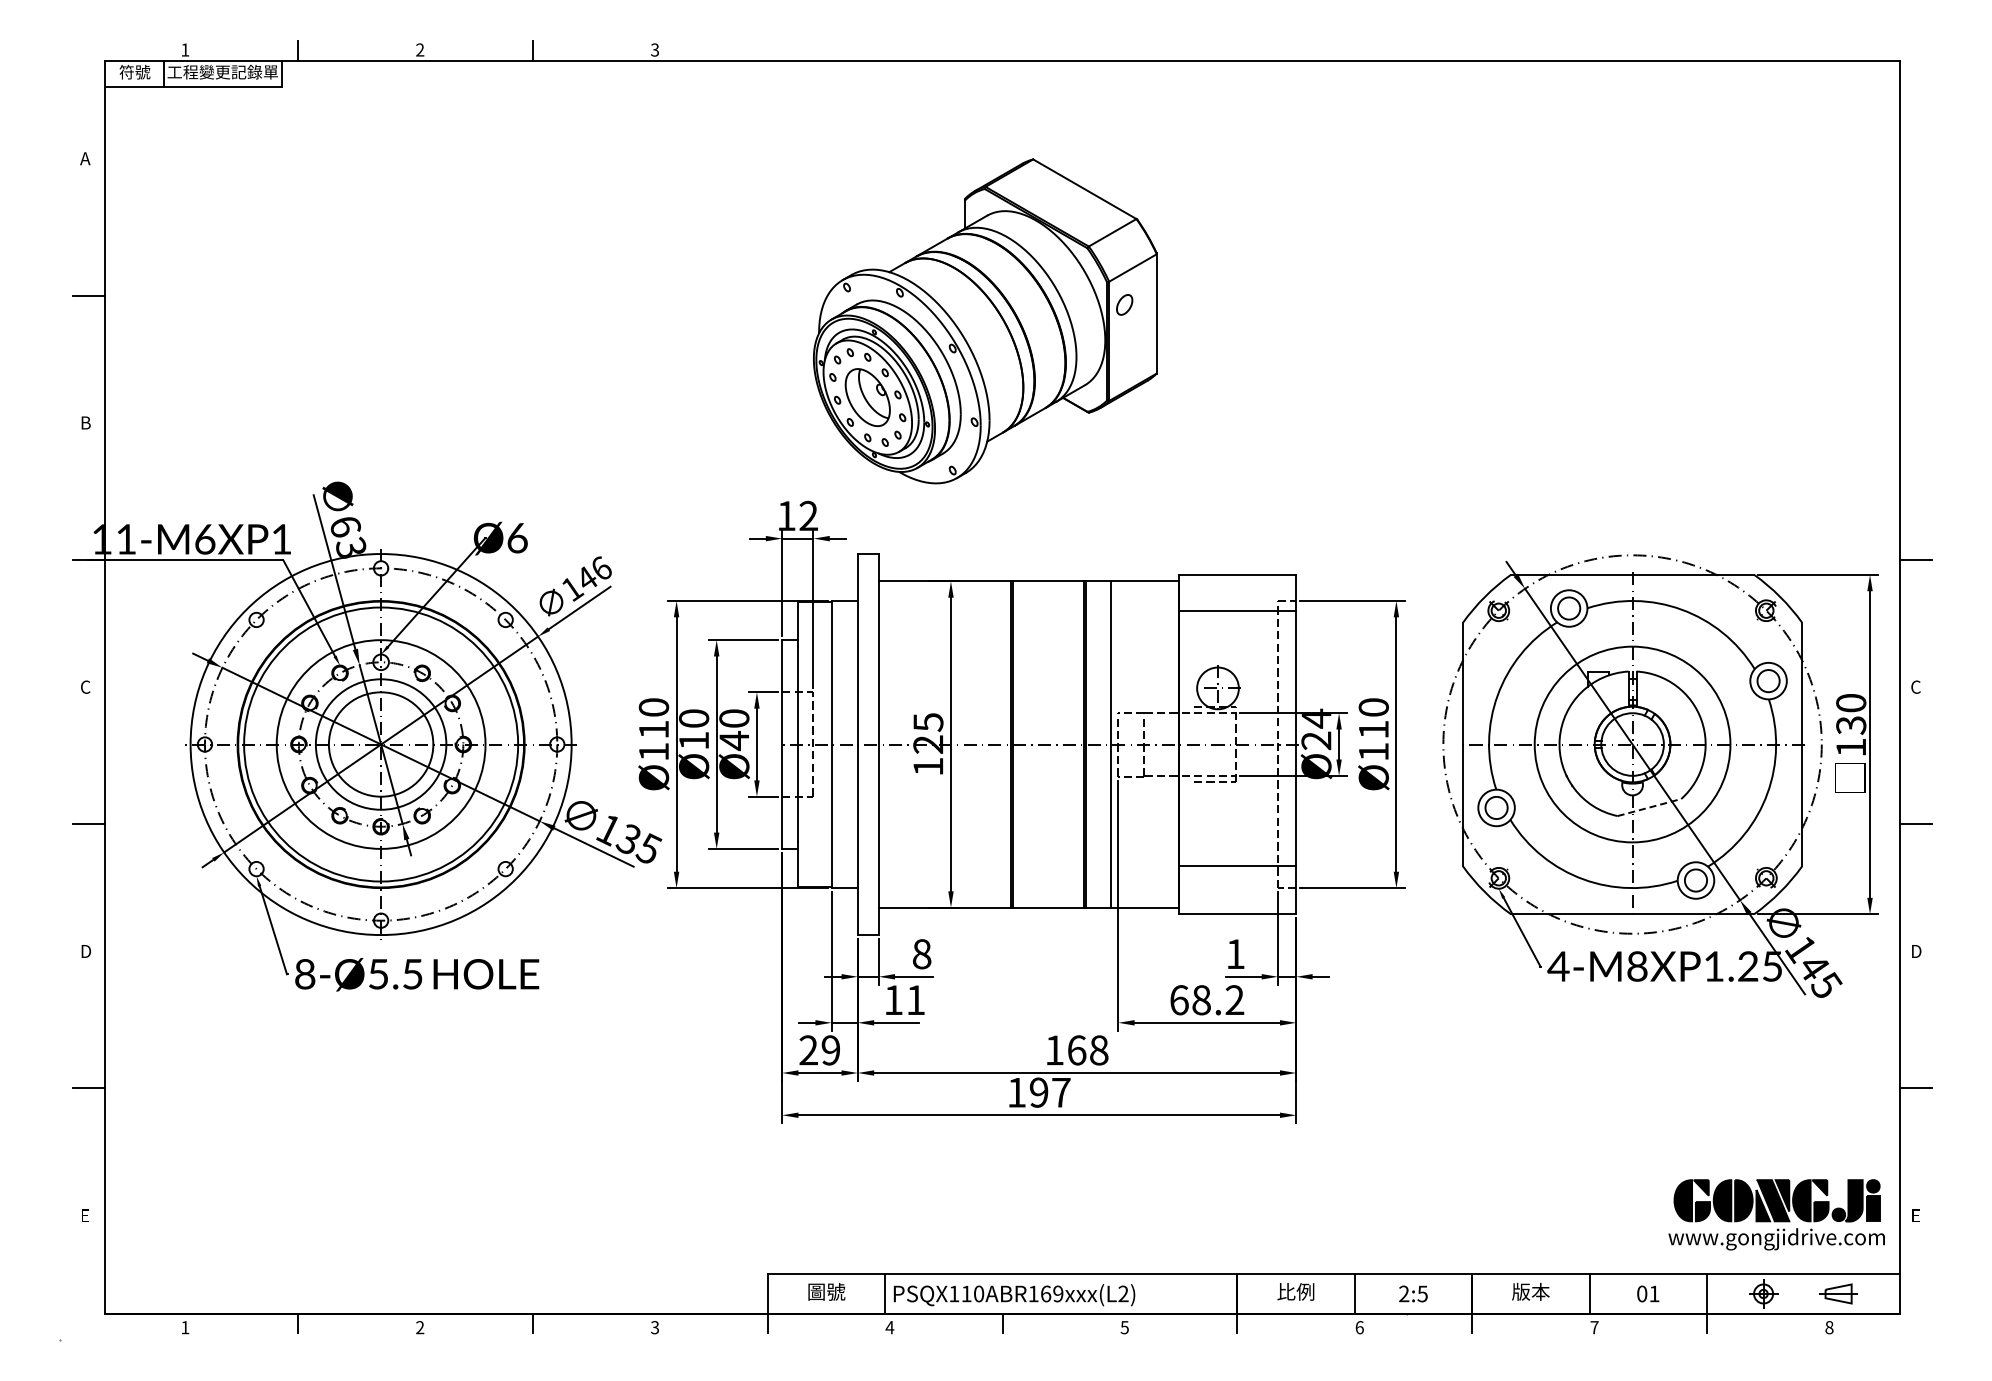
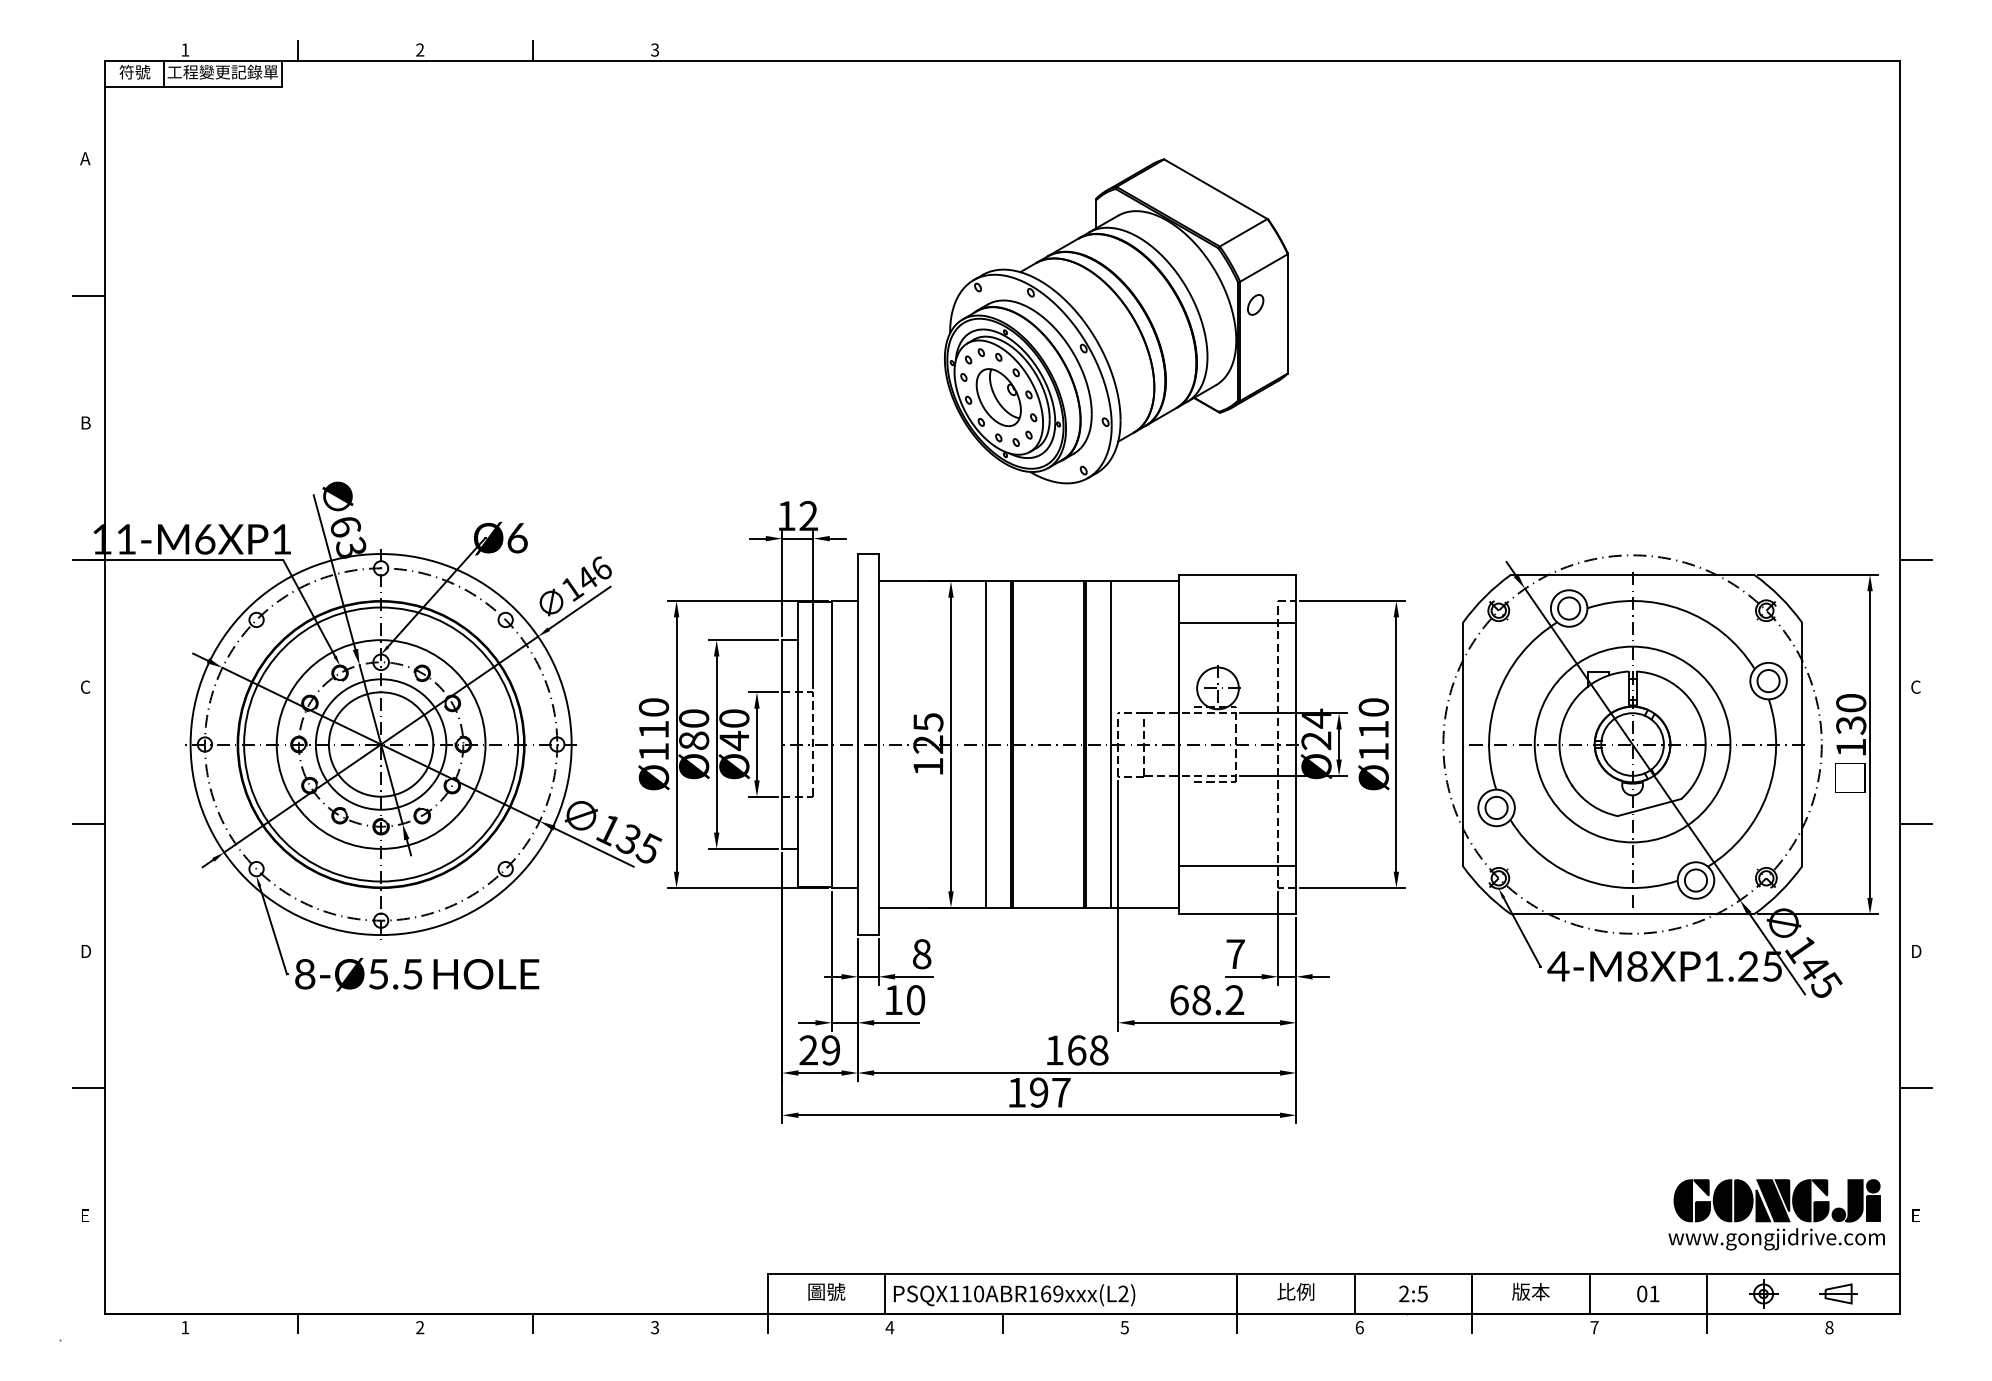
part position: (985, 321) -> (1116, 321) (1116, 321)
line position: (1237, 610) -> (1237, 622) (1237, 622)
text: Ø10 -> Ø80 (694, 740)
line: none -> present (985, 744)
line: dashed -> solid (1649, 807)
text: 1 -> 7 (1235, 953)
text: 11 -> 10 (916, 1000)
